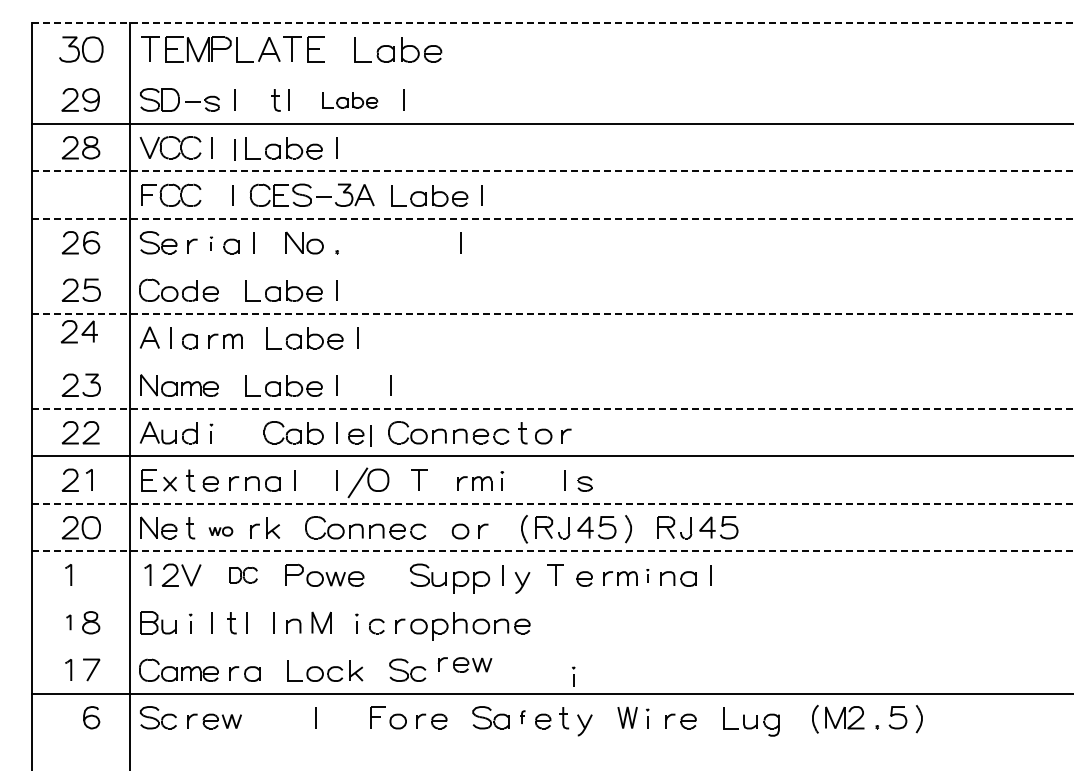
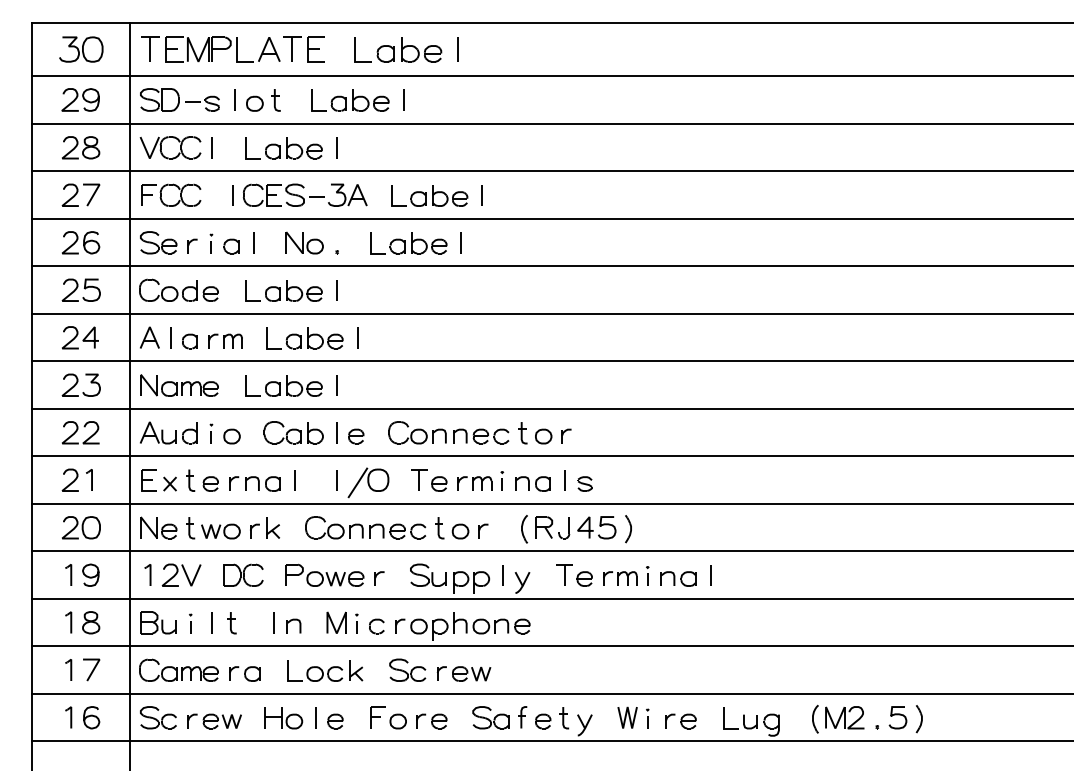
line: dashed -> solid (552, 23)
line: none -> present (457, 49)
line: none -> present (551, 75)
line: present -> none (288, 99)
part size: 57x17 px -> 79x23 px (350, 100)
part: none -> present (254, 103)
line: present -> none (234, 149)
line: dashed -> solid (552, 171)
part: none -> present (80, 194)
part position: (311, 194) -> (304, 194) (304, 194)
line: dashed -> solid (552, 218)
part size: 4x15 px -> 5x21 px (211, 243)
part: none -> present (408, 243)
line: none -> present (551, 266)
line: dashed -> solid (552, 313)
part position: (79, 331) -> (80, 337) (80, 337)
line: none -> present (551, 361)
line: present -> none (390, 385)
line: dashed -> solid (552, 408)
line: present -> none (370, 435)
part: none -> present (231, 436)
part: none -> present (439, 483)
part: none -> present (532, 483)
line: dashed -> solid (552, 503)
part: present -> none (697, 527)
part: none -> present (439, 528)
part size: 26x11 px -> 40x17 px (220, 531)
line: dashed -> solid (552, 551)
part size: 29x18 px -> 41x24 px (243, 574)
part position: (555, 574) -> (564, 574) (564, 574)
part size: 4x14 px -> 4x20 px (647, 575)
curve: none -> present (90, 576)
part: none -> present (379, 578)
line: none -> present (551, 598)
part size: 6x17 px -> 8x23 px (68, 622)
line: present -> none (246, 622)
part position: (321, 622) -> (336, 622) (336, 622)
line: none -> present (551, 646)
part position: (464, 664) -> (463, 673) (463, 673)
part: present -> none (573, 676)
part size: 6x14 px -> 10x23 px (522, 717)
part: none -> present (68, 717)
part: none -> present (283, 718)
part: none -> present (335, 721)
line: none -> present (551, 741)
